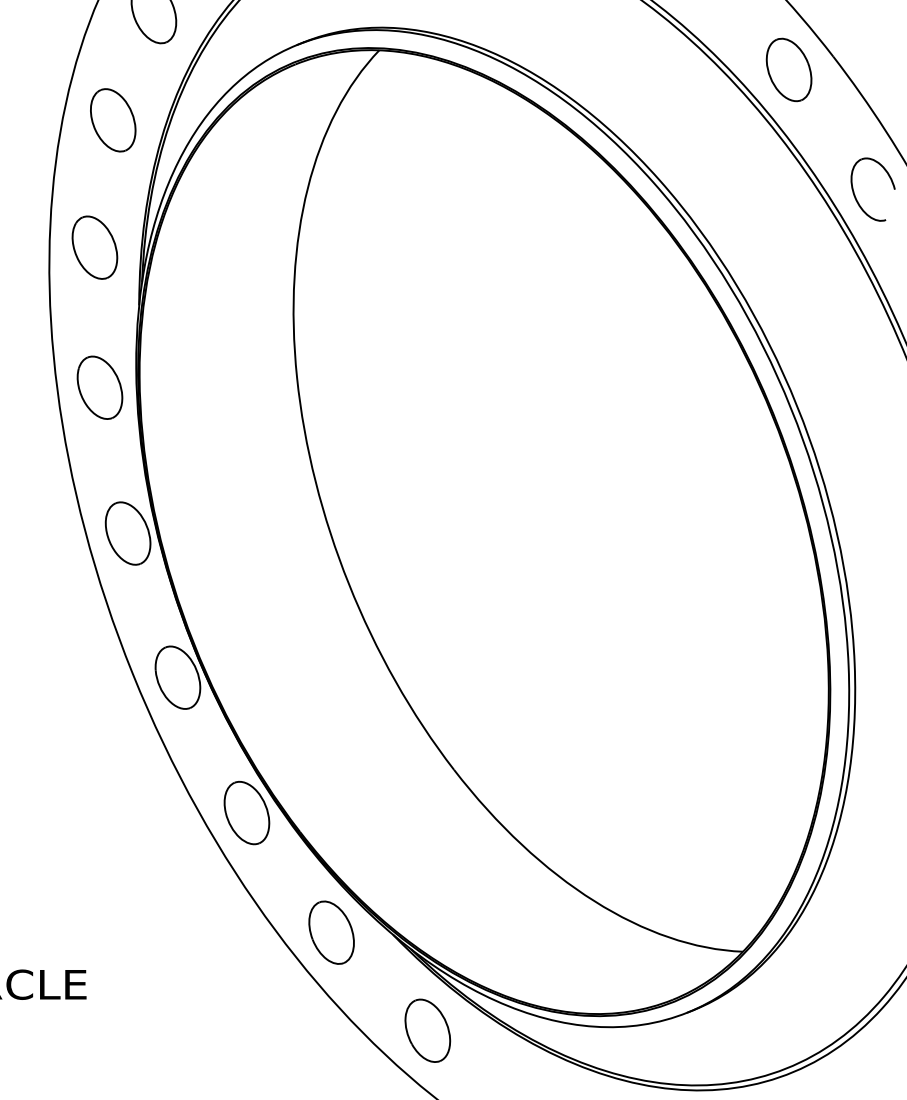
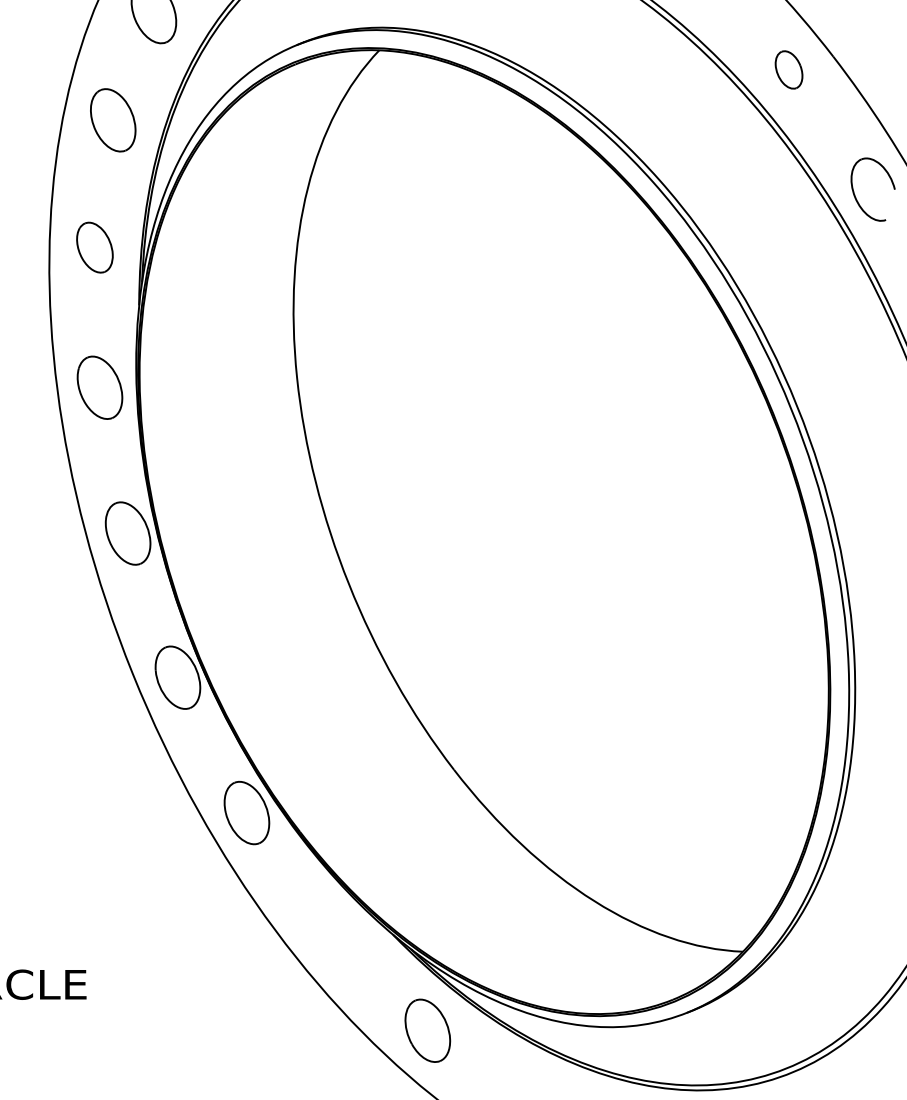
part size: 48x66 px -> 30x40 px (788, 69)
part size: 48x65 px -> 38x53 px (94, 247)
part: present -> none (331, 932)
